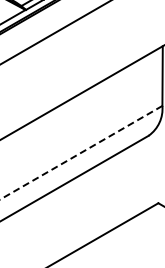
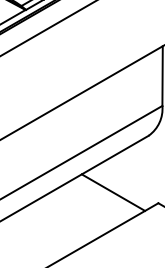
line position: (55, 32) -> (48, 28) (48, 28)
line: dashed -> solid (81, 152)
line: none -> present (113, 192)
